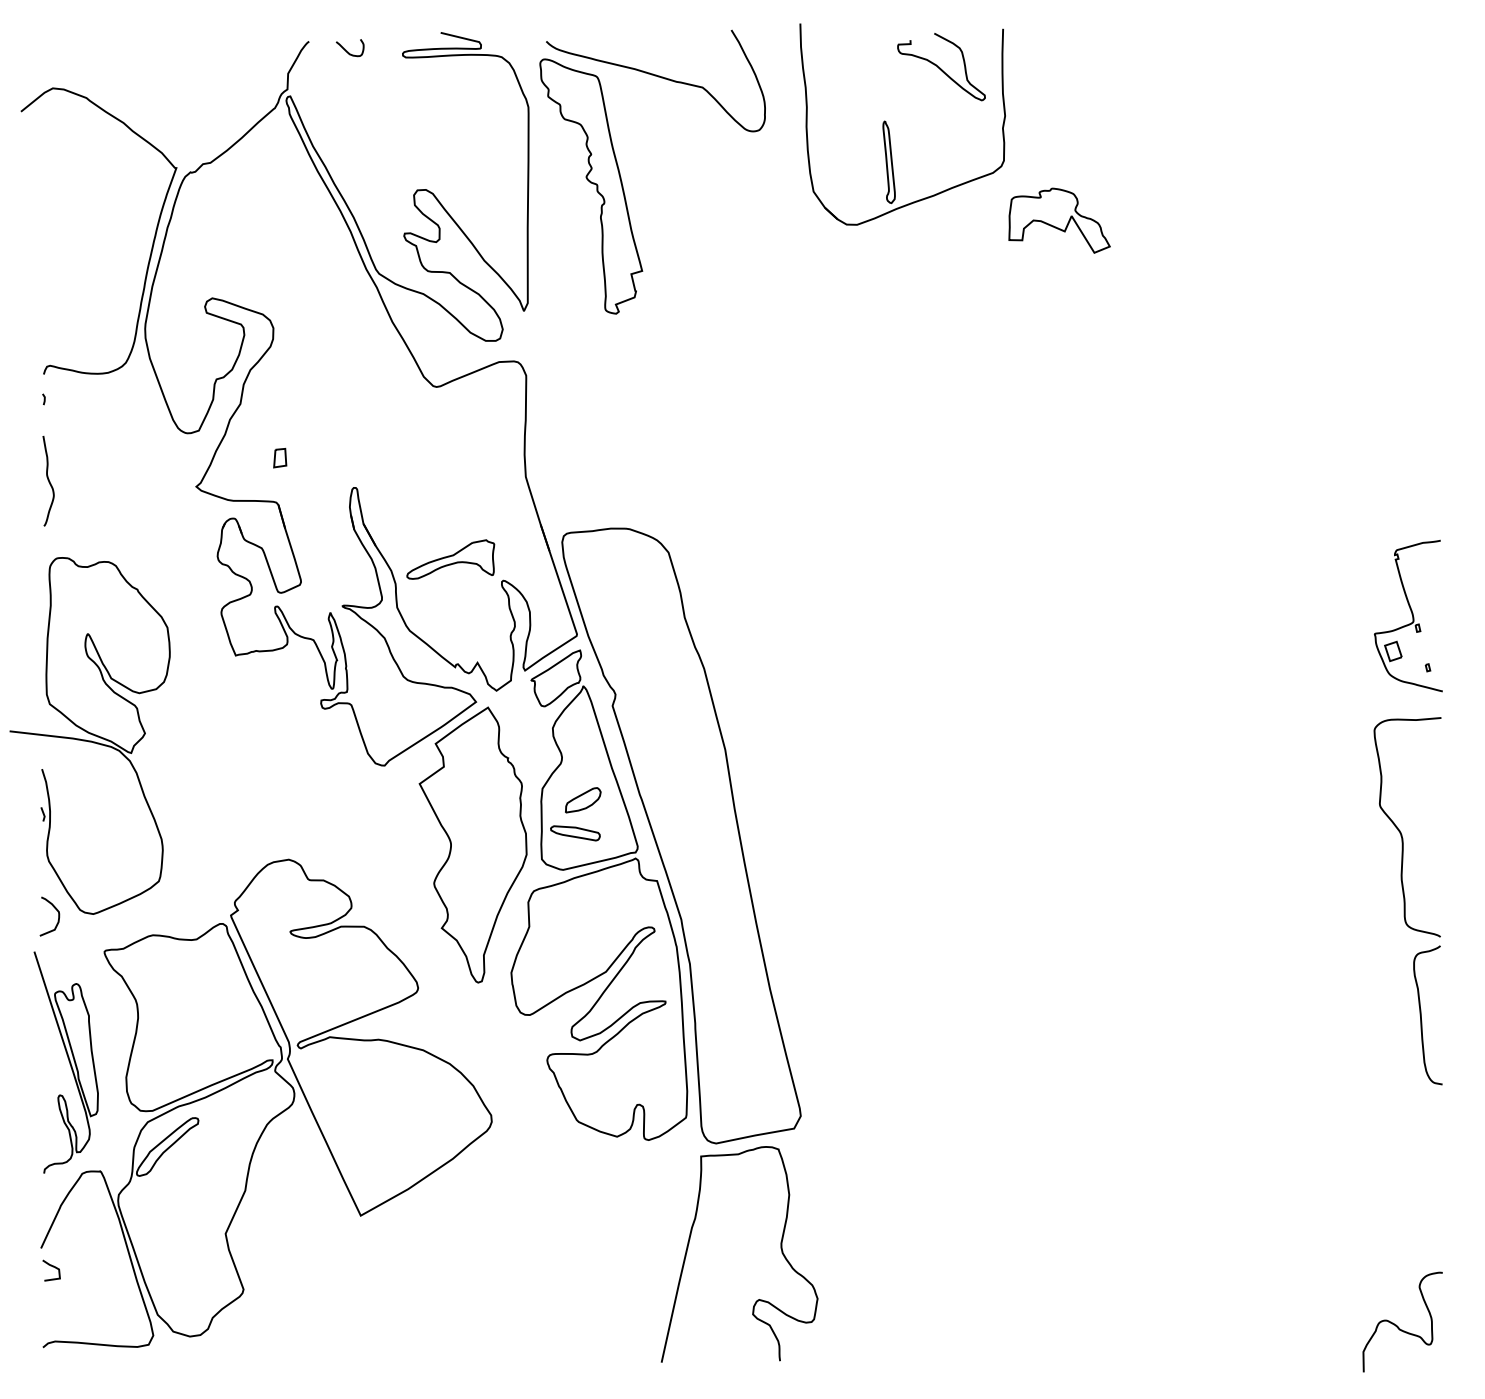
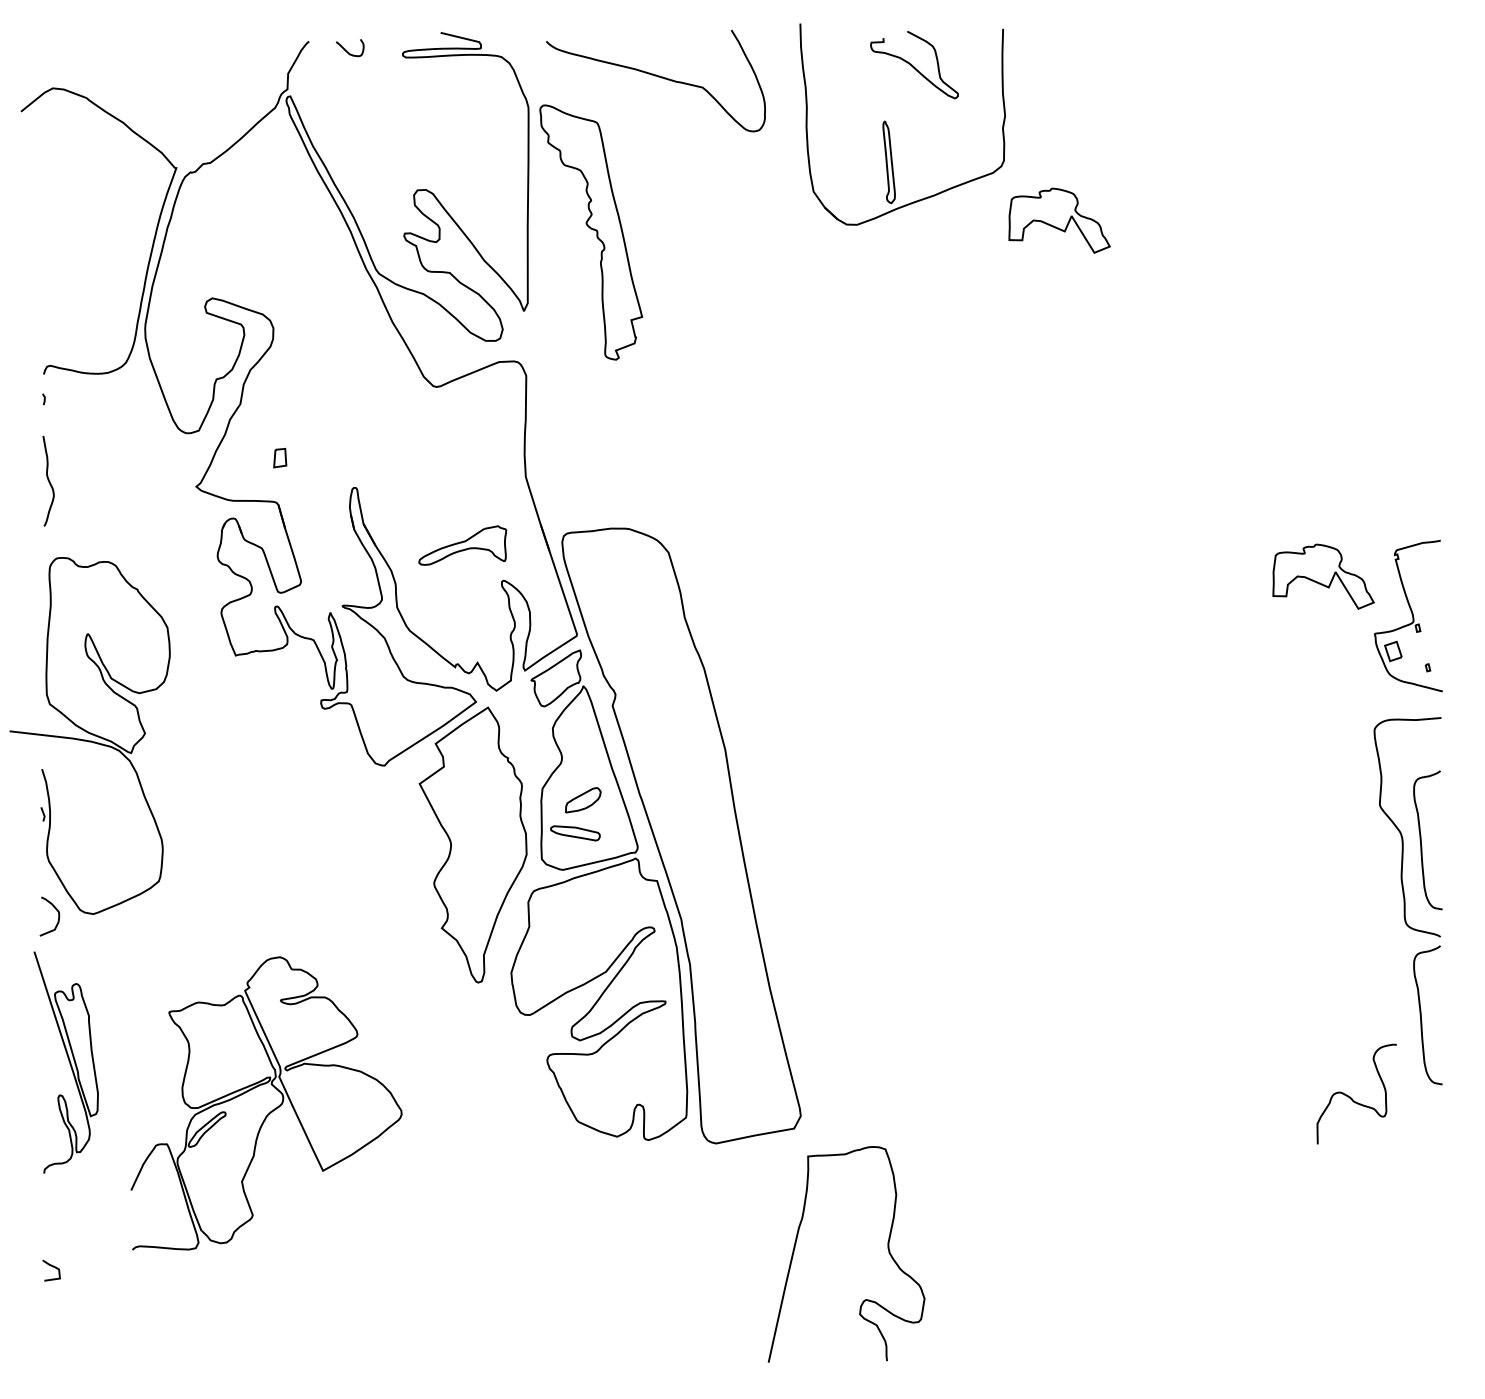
curve position: (940, 67) -> (913, 65) (913, 65)
part position: (591, 186) -> (591, 232) (591, 232)
part position: (450, 559) -> (462, 545) (462, 545)
part: none -> present (1323, 576)
curve: none -> present (1421, 840)
part size: 453x491 px -> 273x295 px (266, 1103)
curve position: (780, 1248) -> (887, 1248) (887, 1248)
curve position: (1397, 1325) -> (1351, 1097) (1351, 1097)
